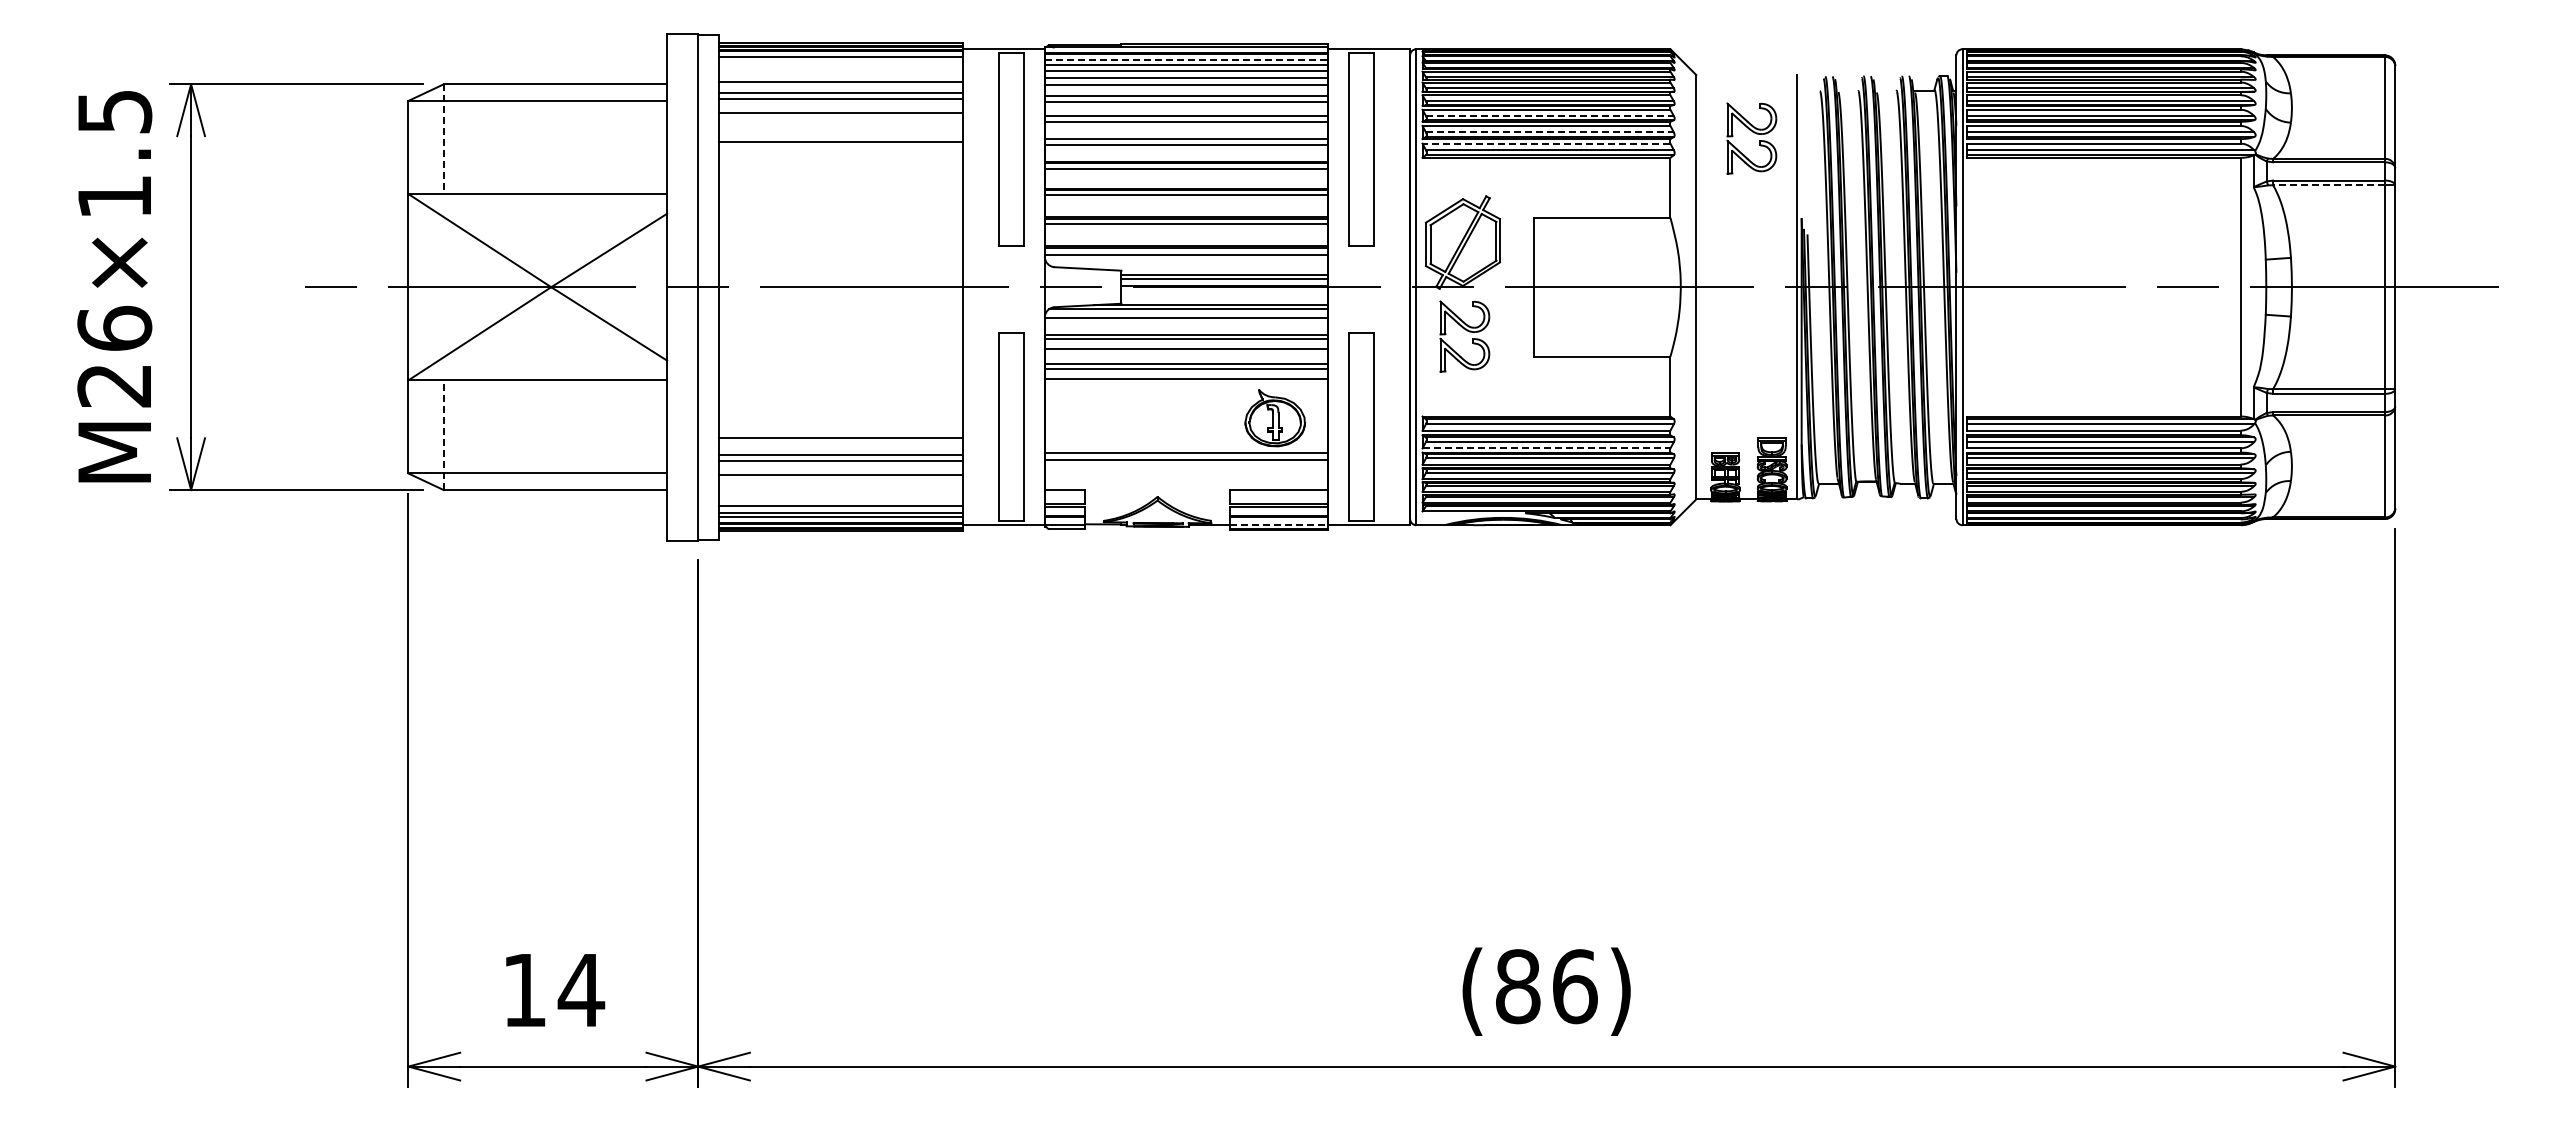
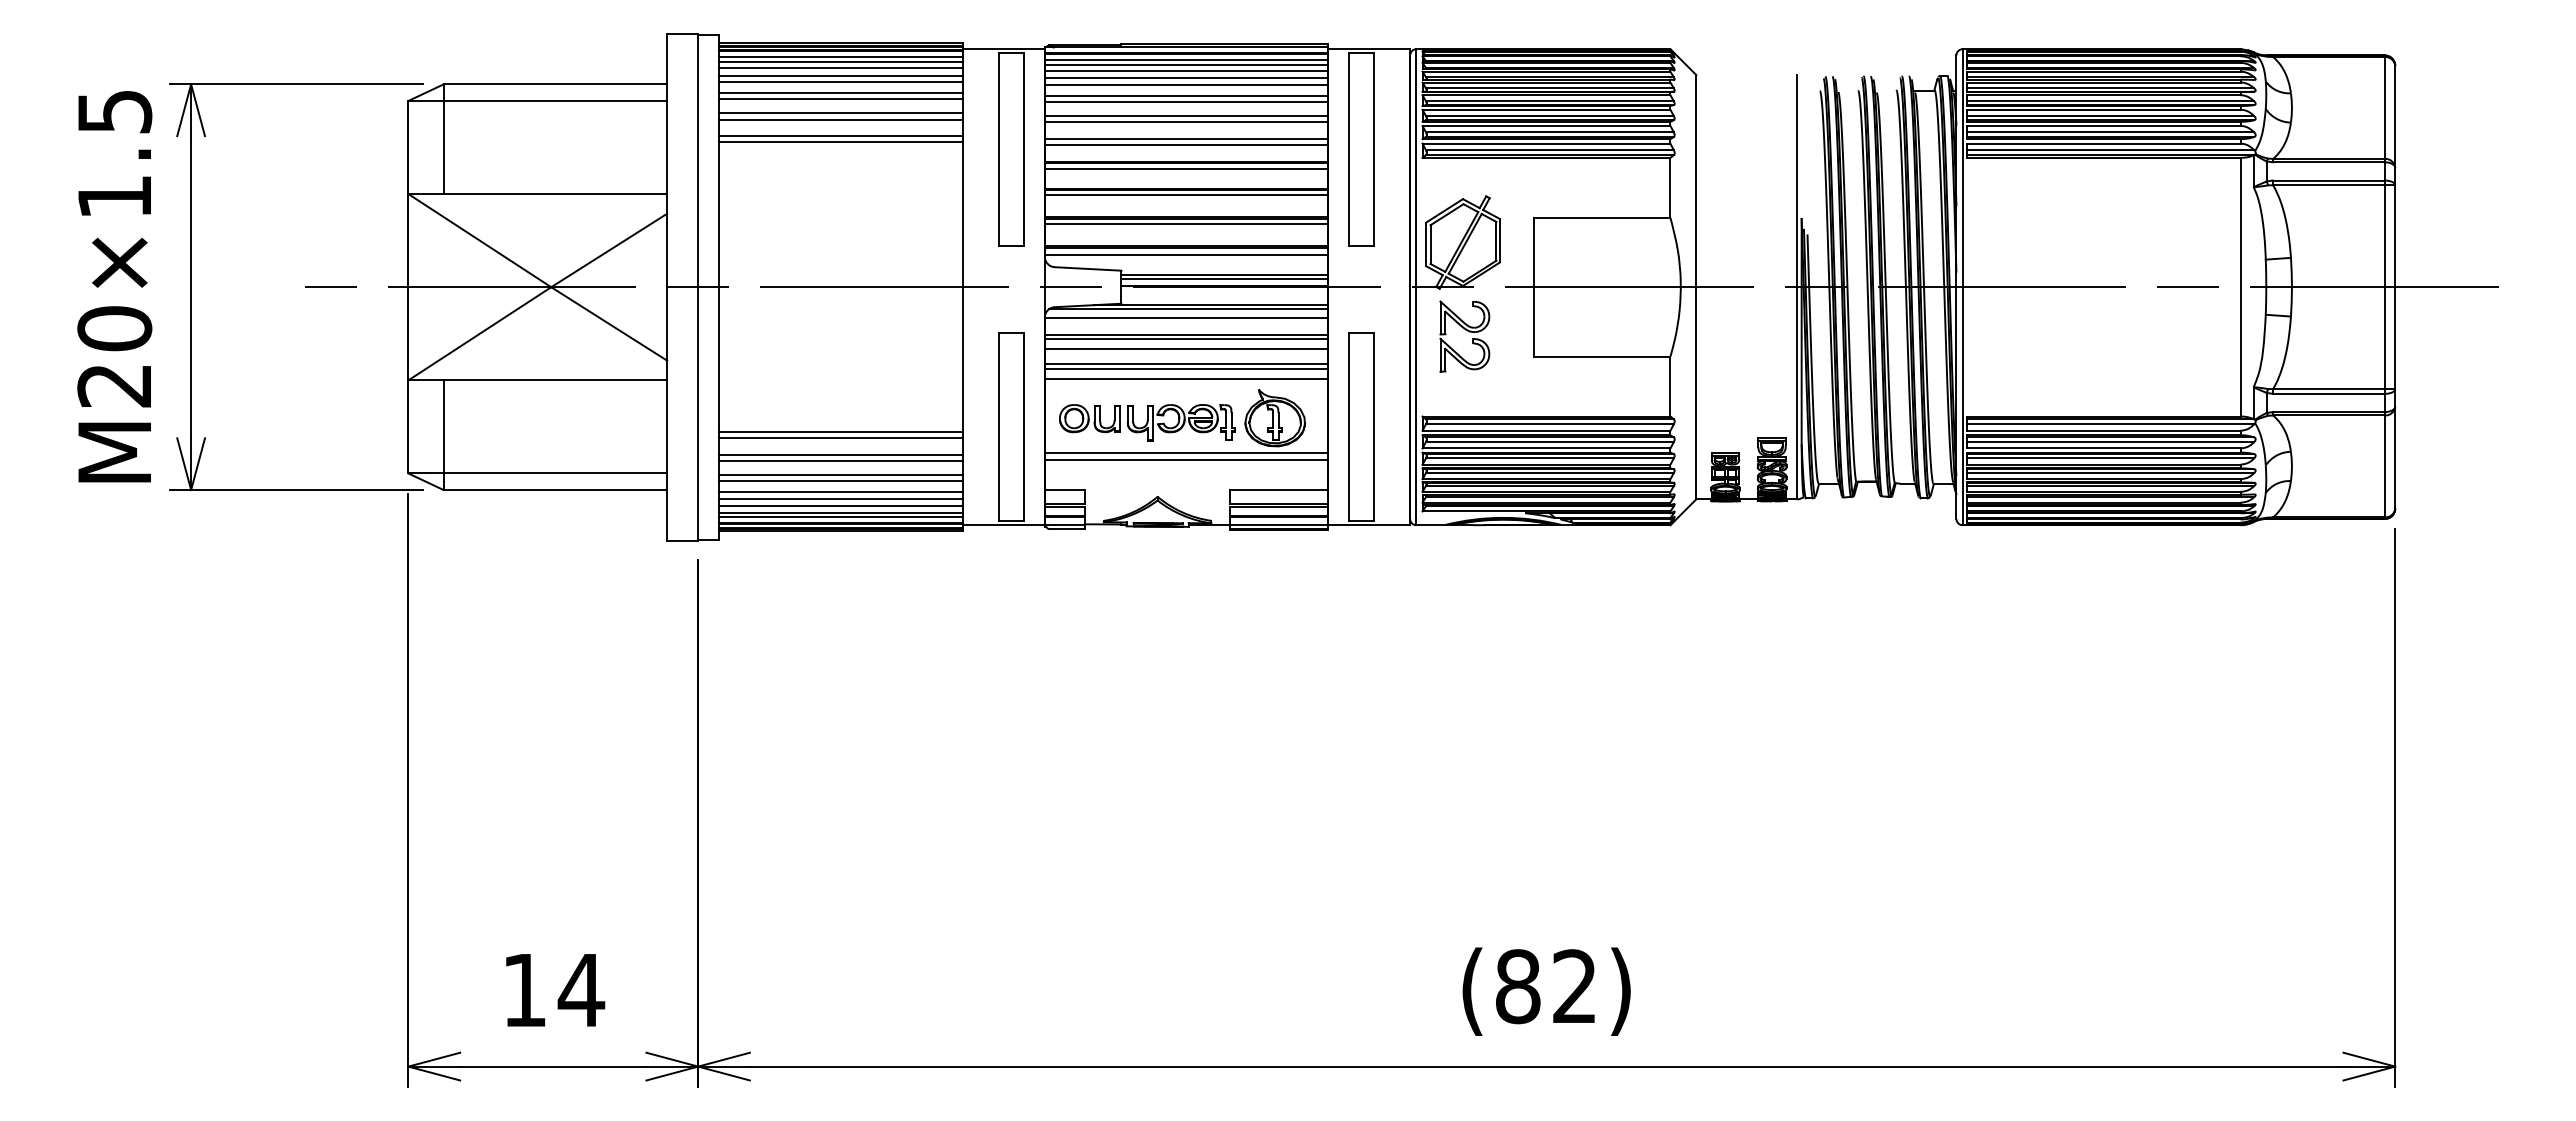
line: dashed -> solid (1186, 60)
line: none -> present (840, 61)
line: none -> present (840, 68)
line: none -> present (840, 75)
line: dashed -> solid (1549, 115)
line: none -> present (840, 119)
line: dashed -> solid (1549, 132)
line: none -> present (840, 136)
part: present -> none (1751, 138)
line: dashed -> solid (443, 139)
line: dashed -> solid (1546, 143)
line: dashed -> solid (2329, 185)
text: M26×1.5 -> M20×1.5 (114, 328)
part: none -> present (1147, 422)
line: none -> present (840, 432)
line: dashed -> solid (443, 435)
line: dashed -> solid (1546, 448)
line: none -> present (840, 481)
line: none -> present (840, 492)
line: none -> present (840, 498)
line: dashed -> solid (1279, 524)
text: (86) -> (82) (1575, 986)
